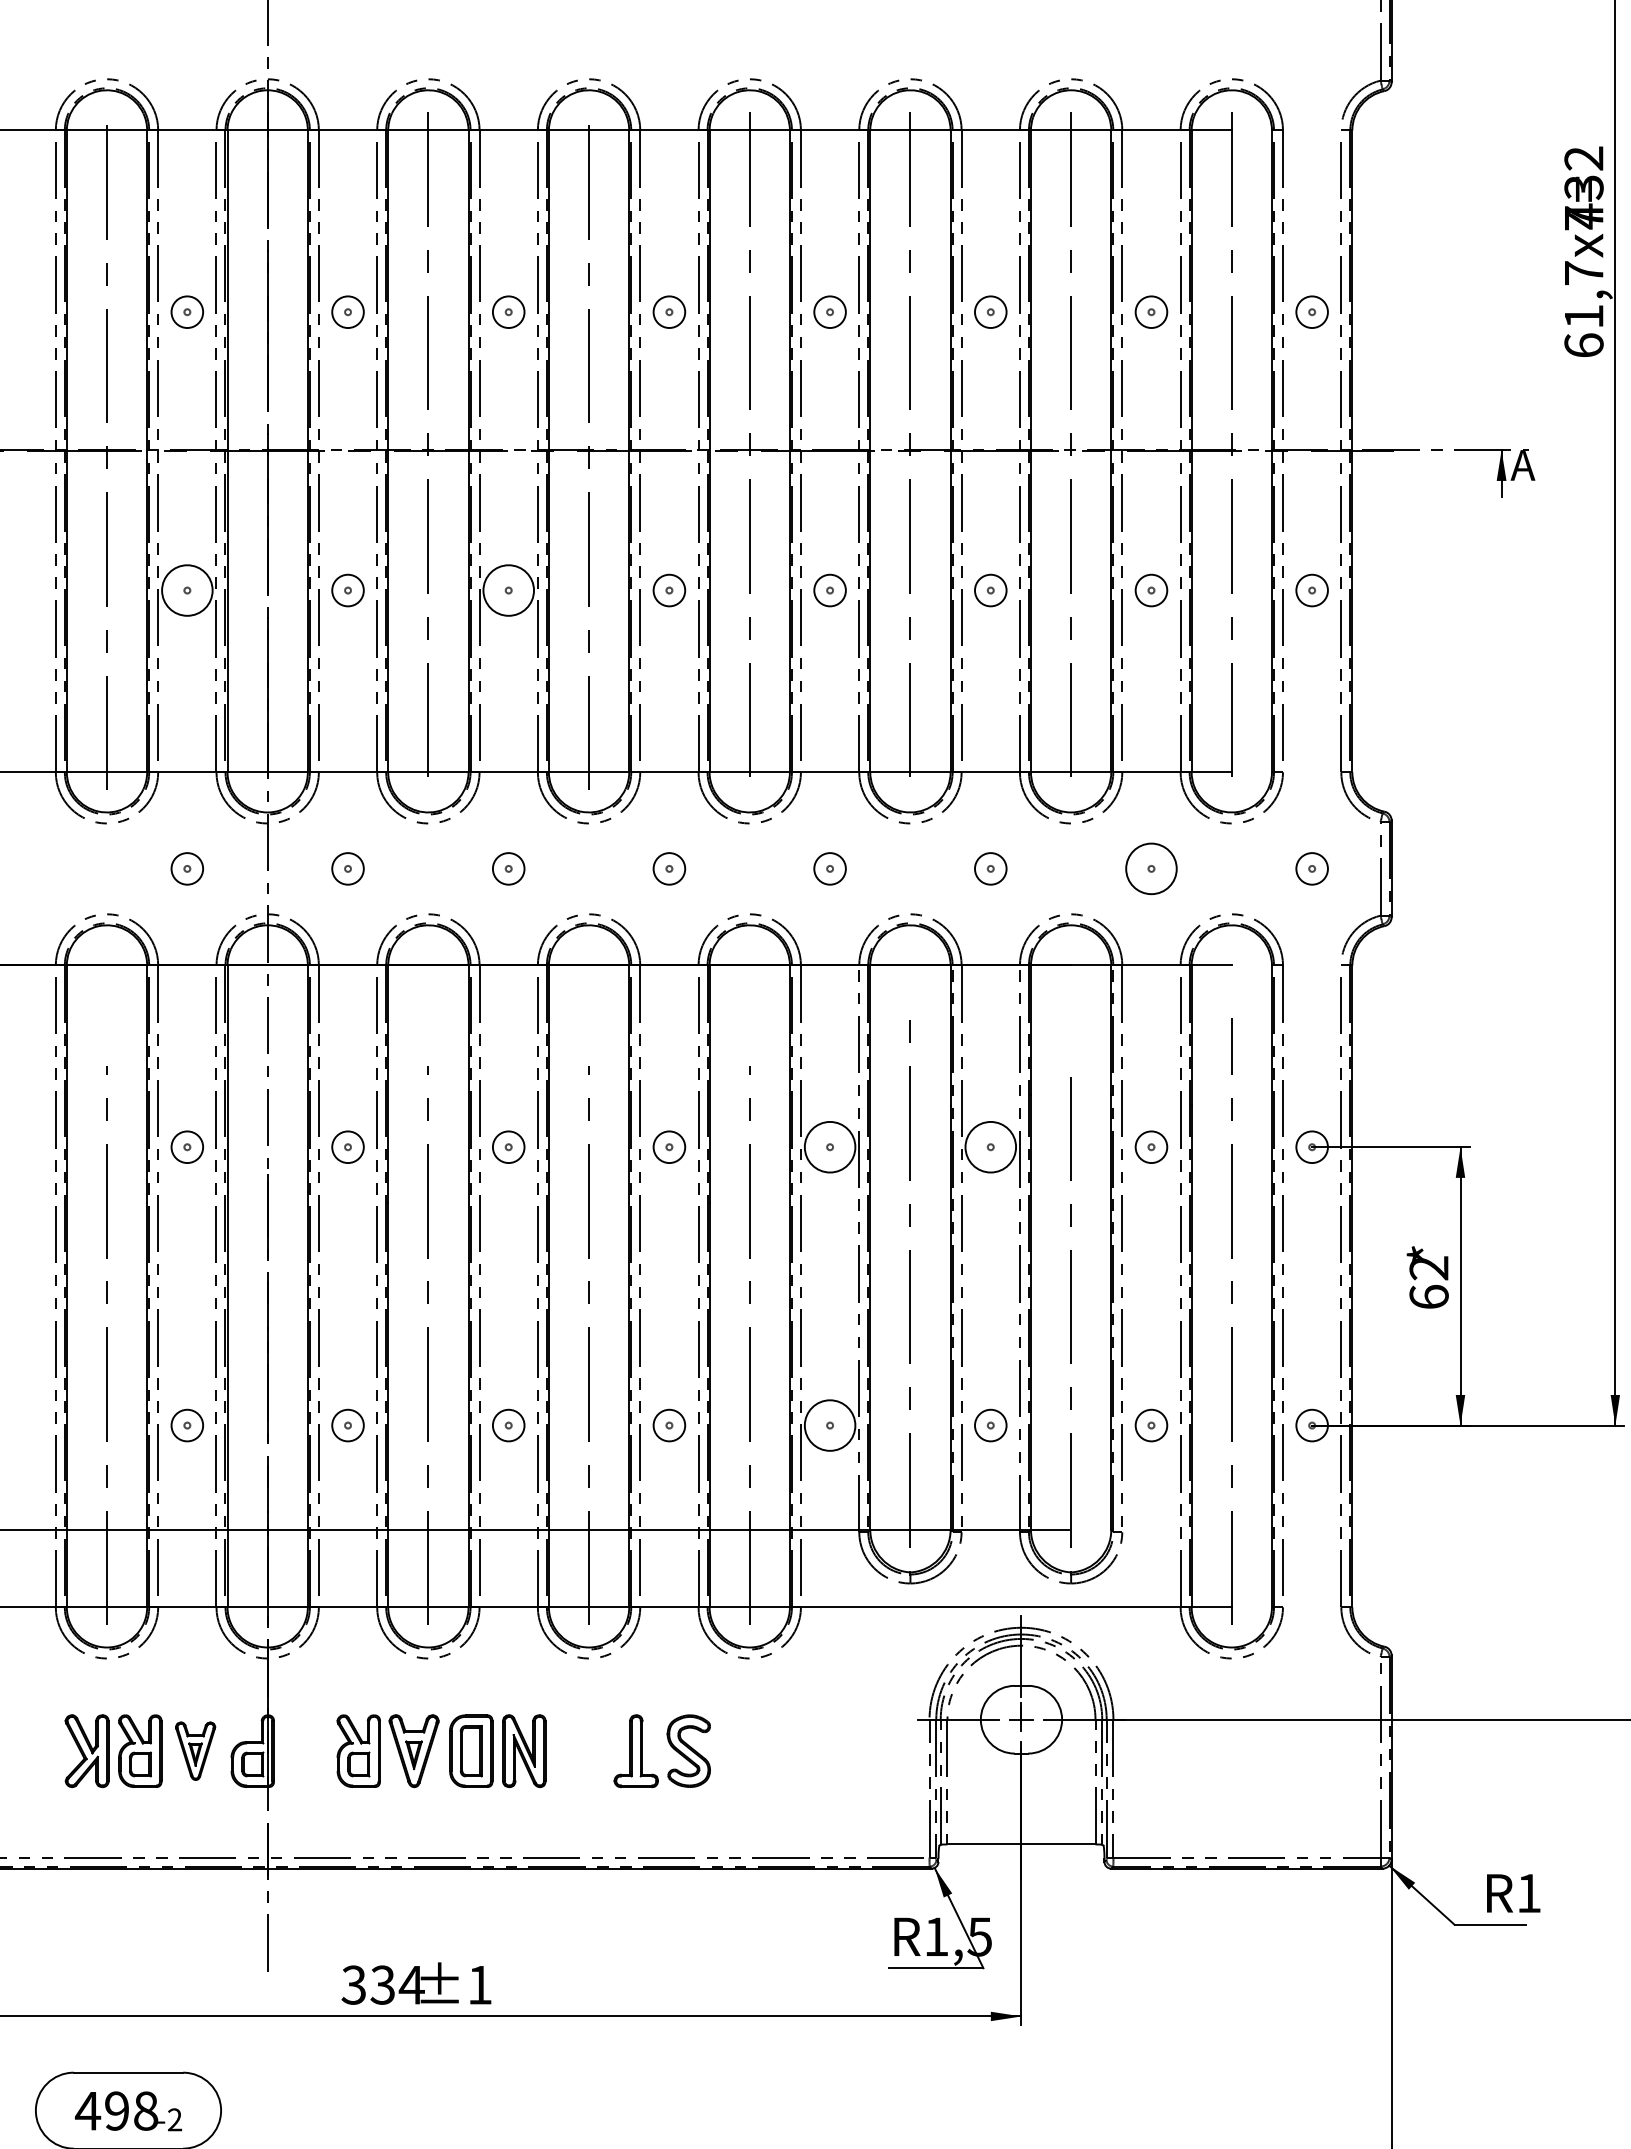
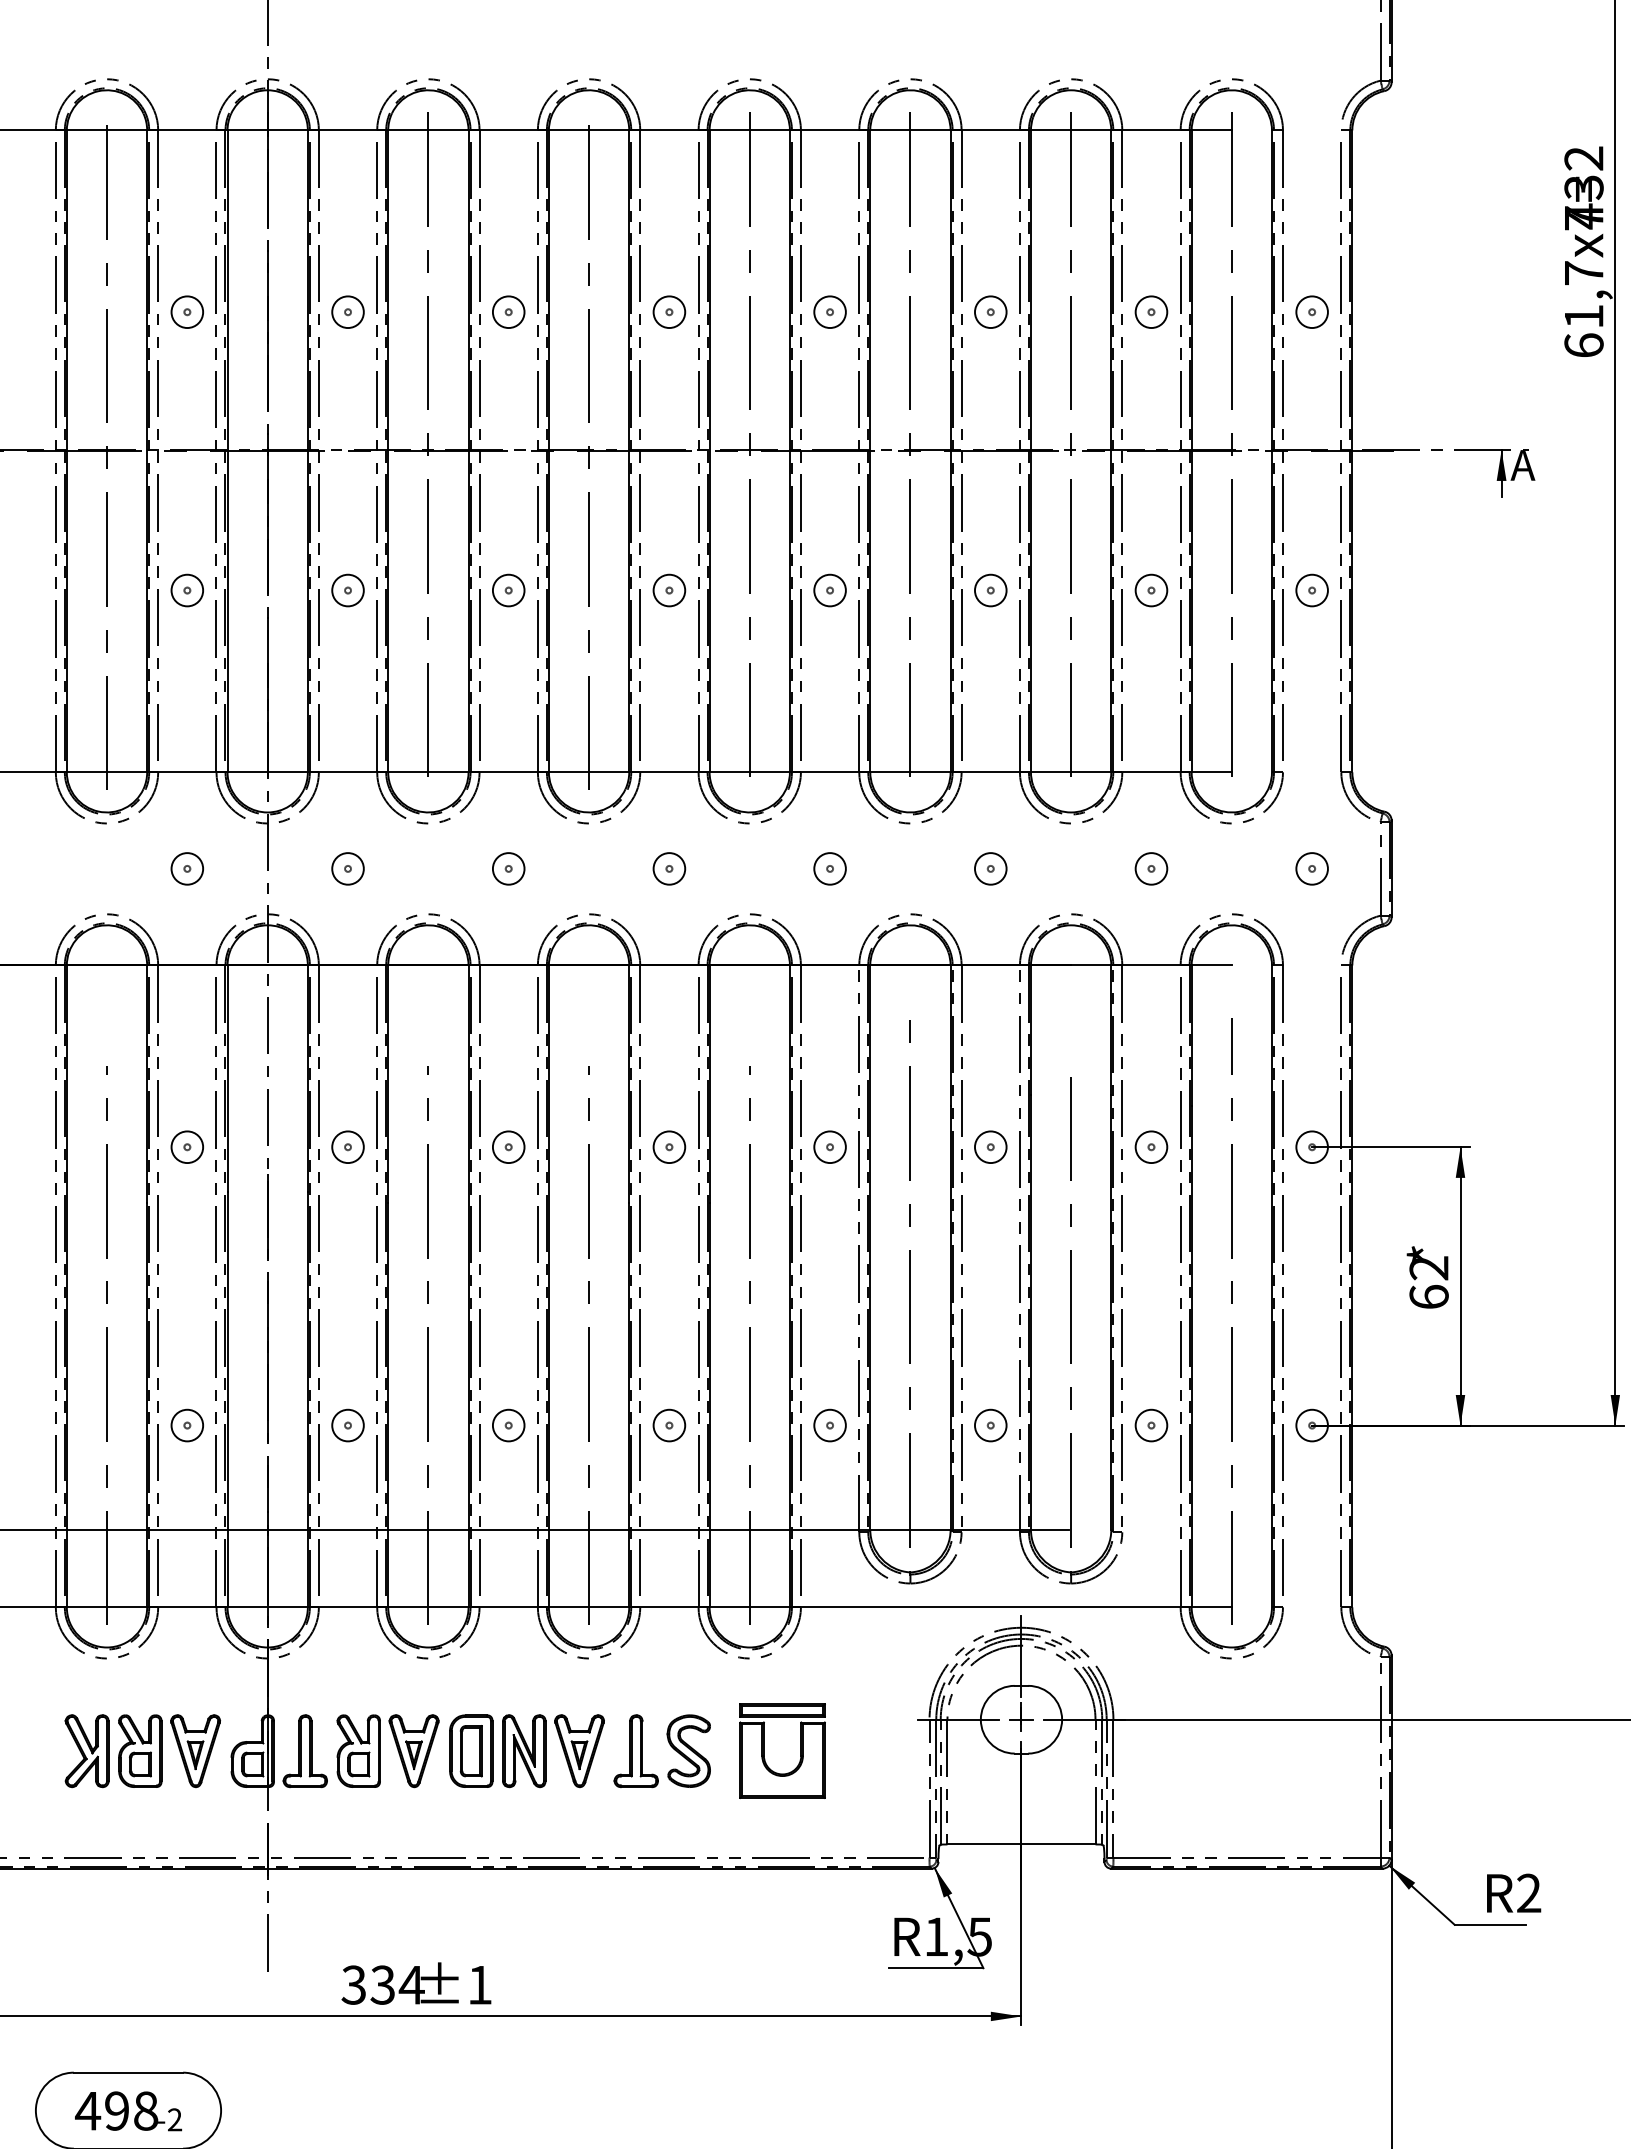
circle diameter: 51 px -> 32 px (187, 590)
circle diameter: 51 px -> 32 px (508, 590)
circle diameter: 51 px -> 32 px (1151, 868)
circle diameter: 51 px -> 32 px (829, 1147)
circle diameter: 51 px -> 32 px (990, 1147)
circle diameter: 51 px -> 32 px (829, 1425)
part size: 42x60 px -> 51x75 px (195, 1751)
part: none -> present (304, 1750)
part: none -> present (764, 1750)
part: none -> present (579, 1751)
text: R1 -> R2 (1529, 1892)
